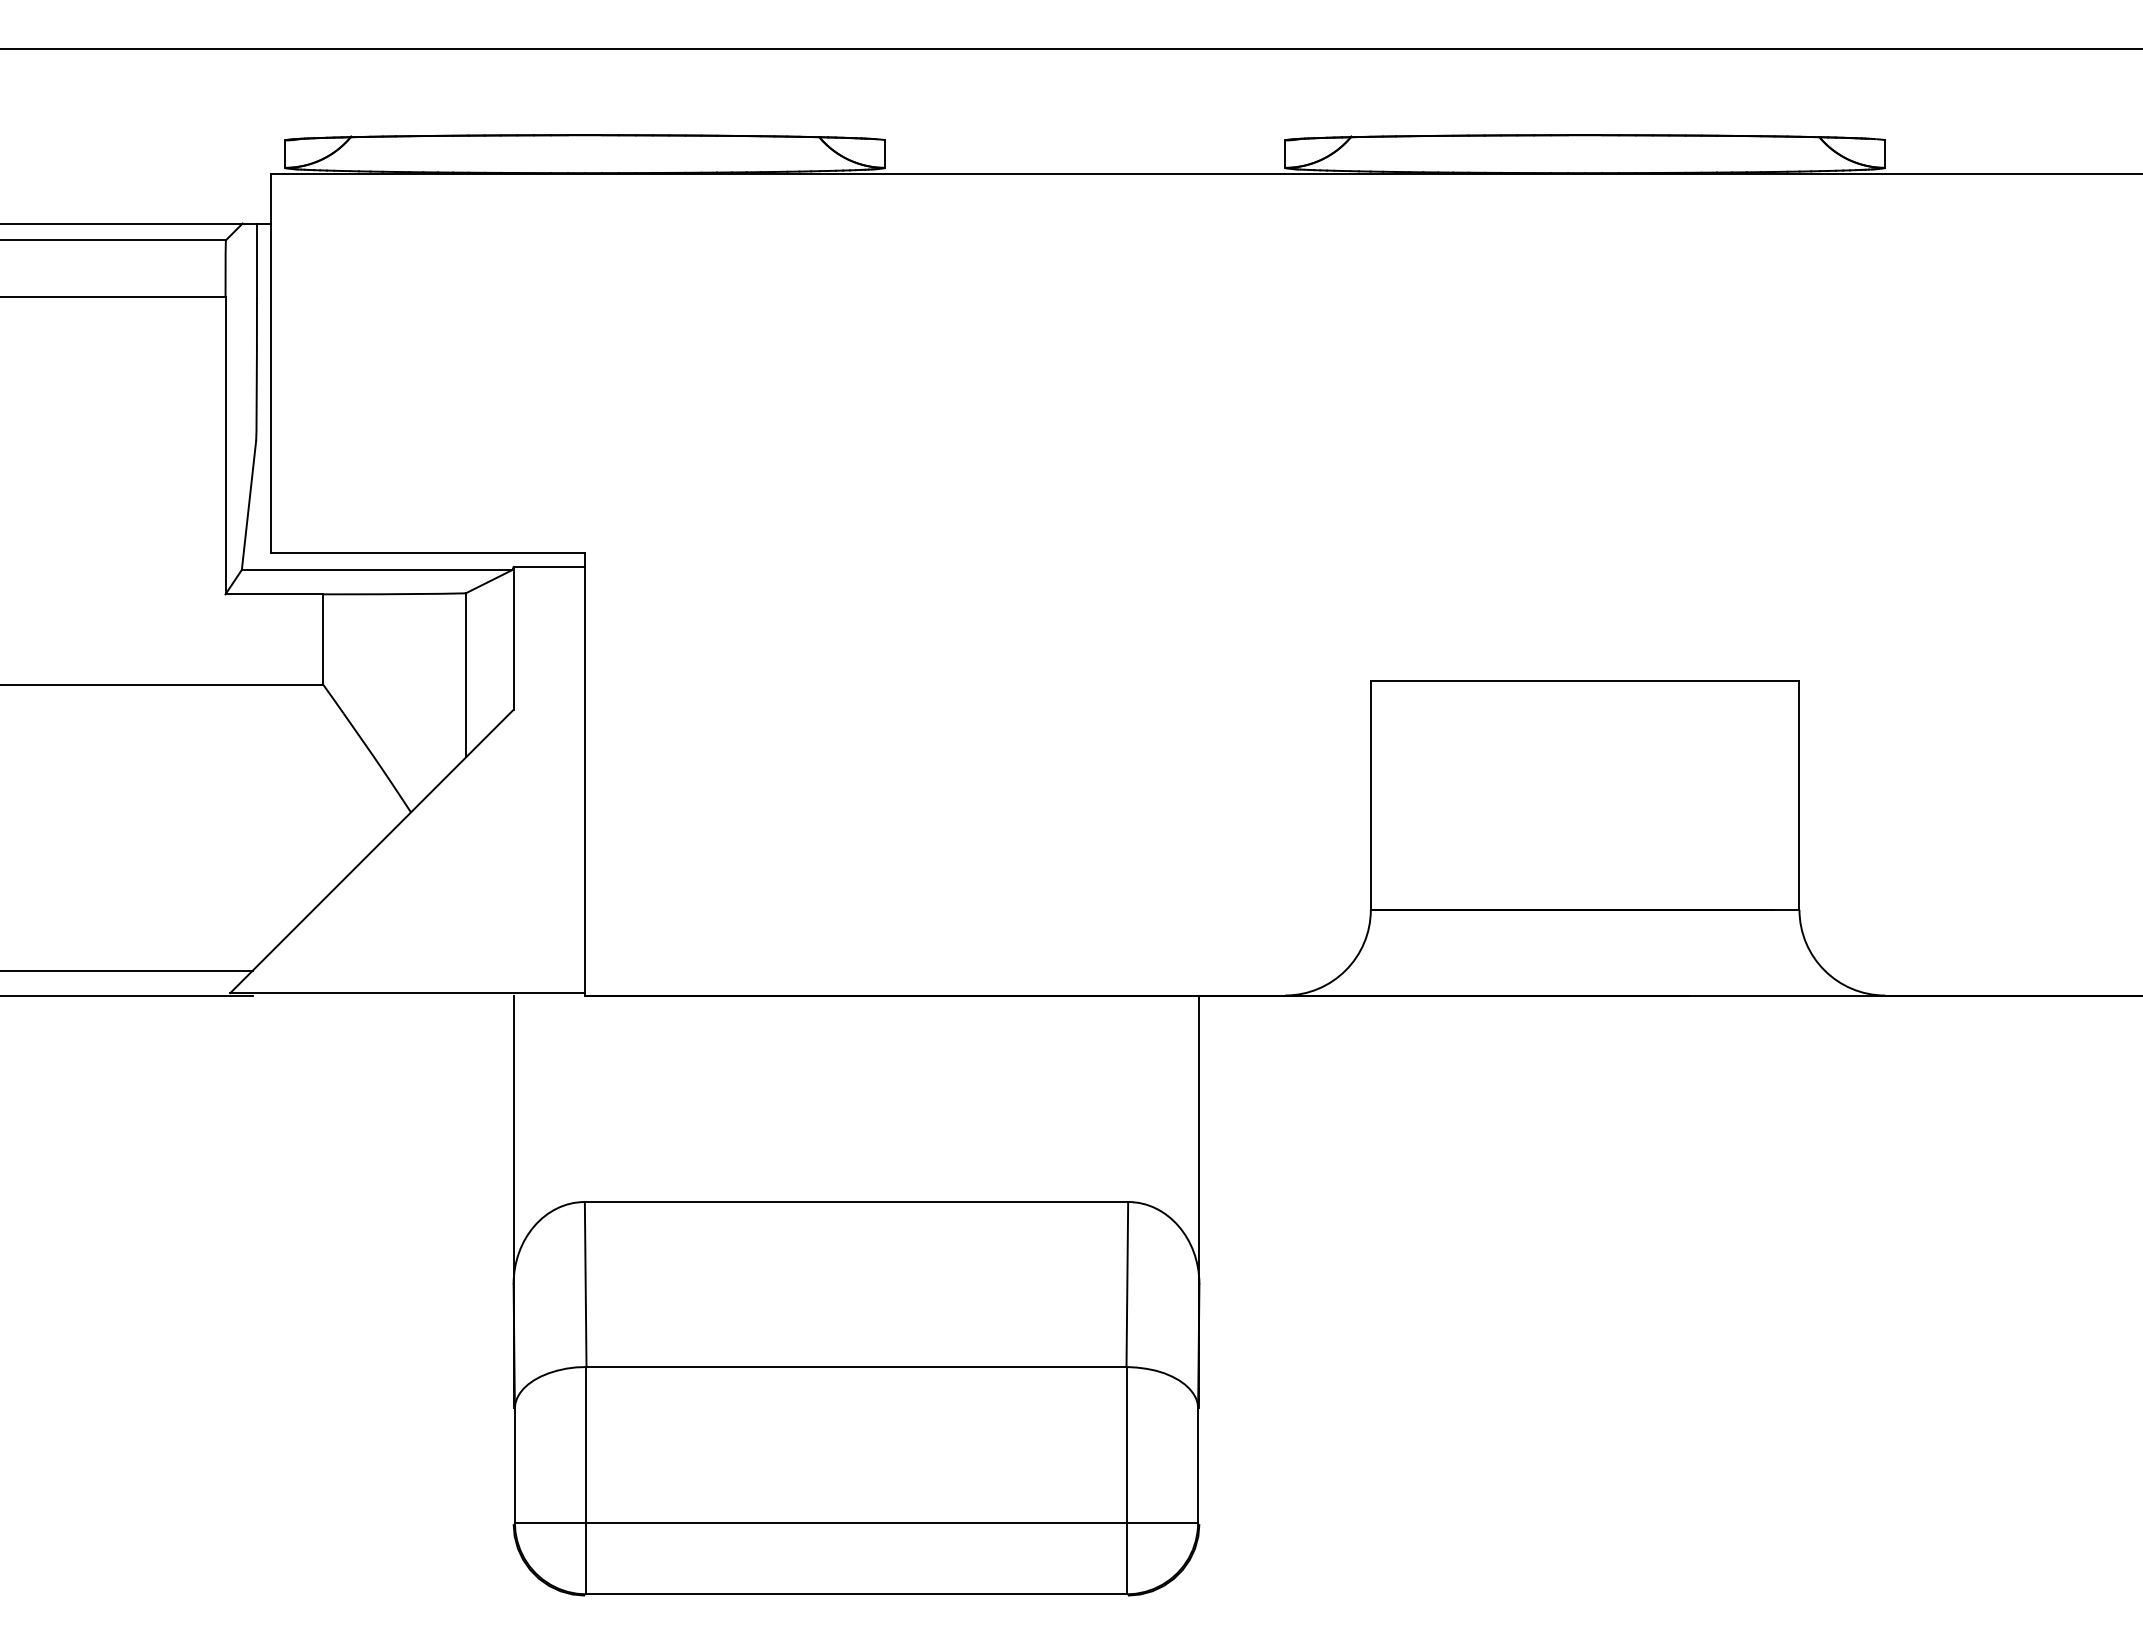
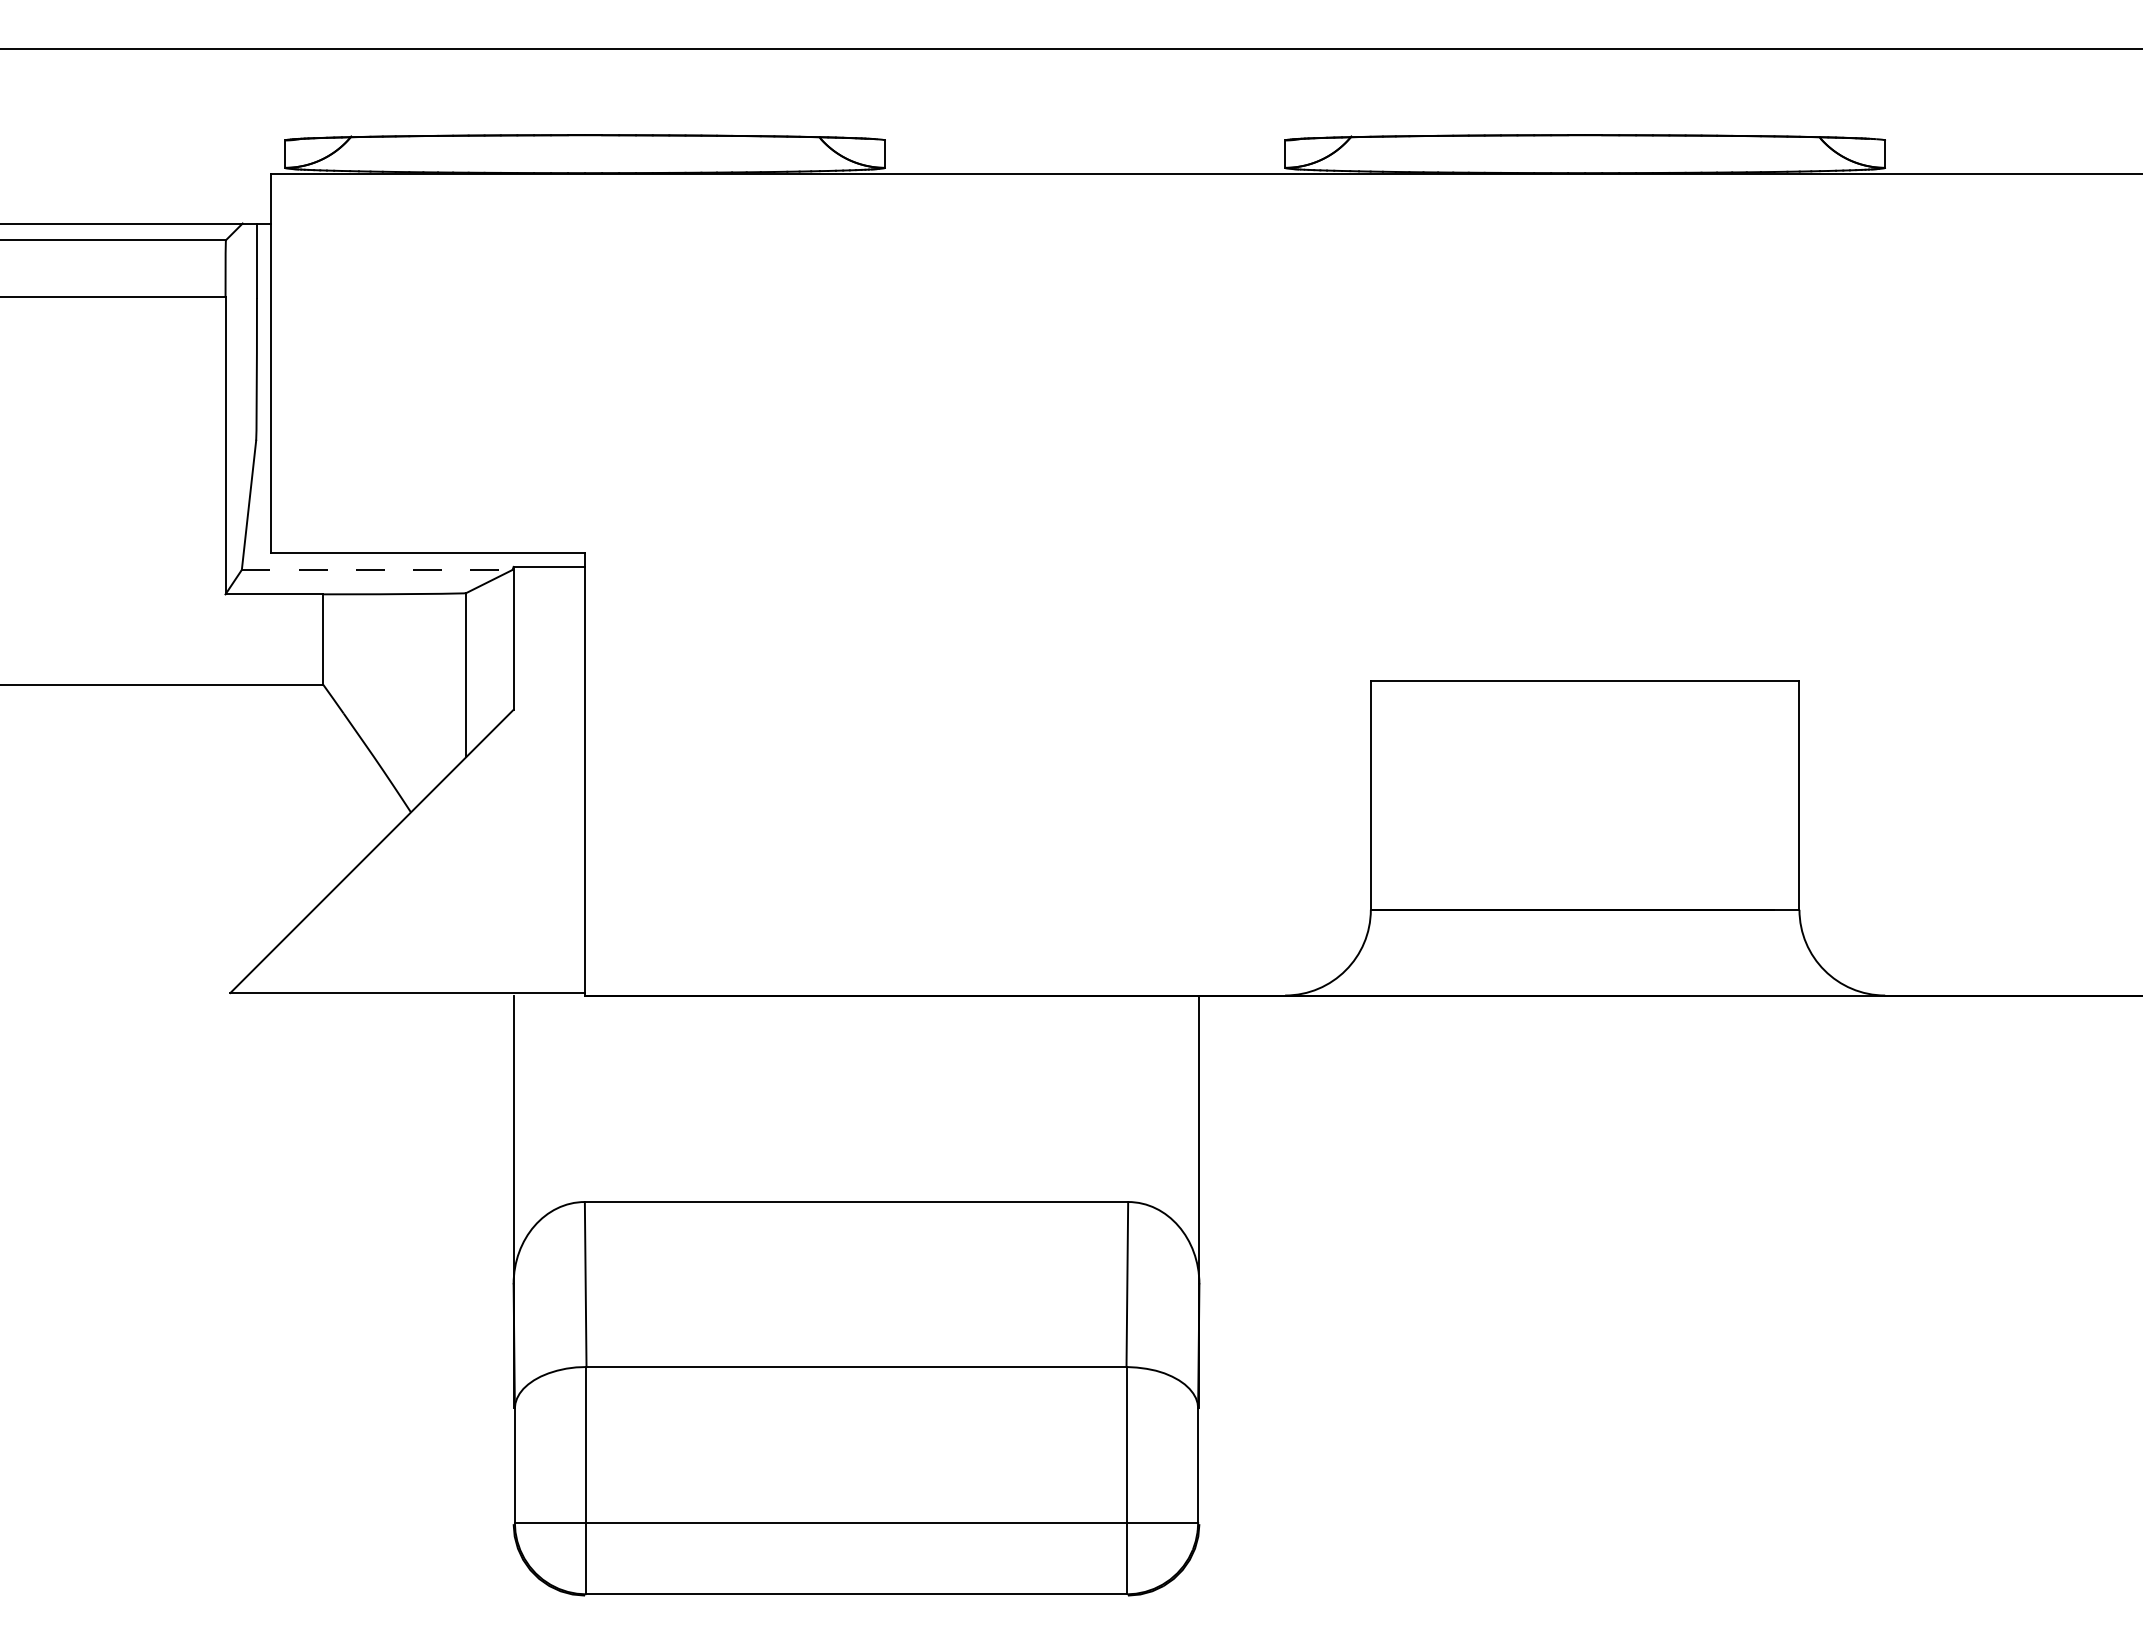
line: solid -> dashed (377, 569)
line: present -> none (127, 970)
line: present -> none (127, 995)
